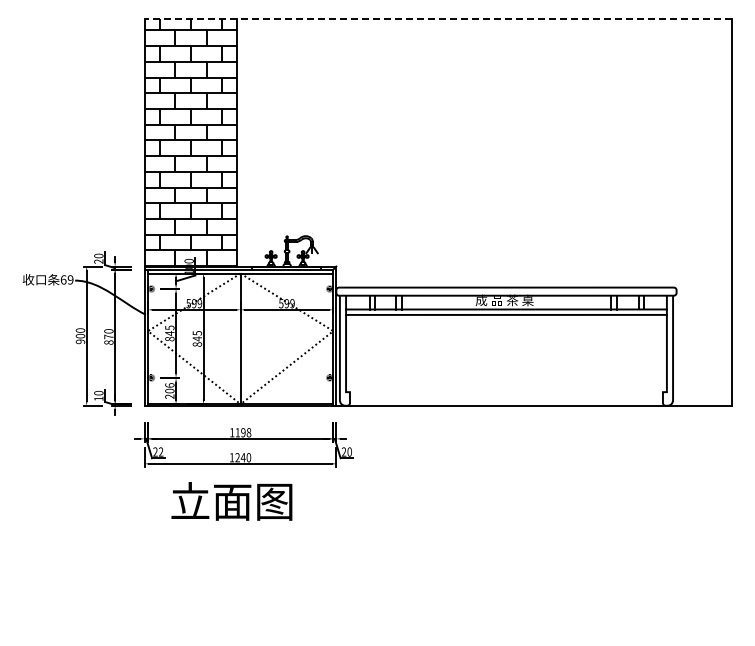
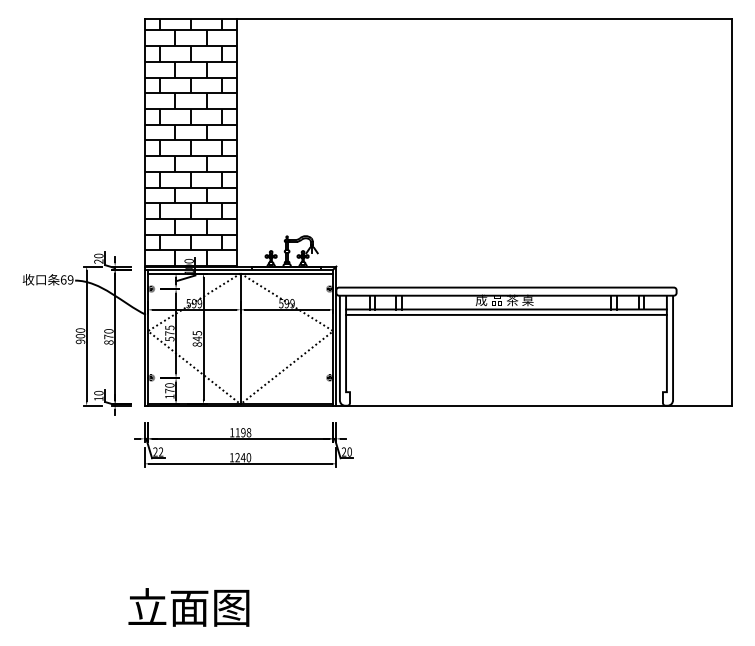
line: dashed -> solid (438, 19)
text: 845 -> 575 (169, 336)
text: 206 -> 170 (169, 390)
text position: (231, 501) -> (188, 607) (188, 607)
